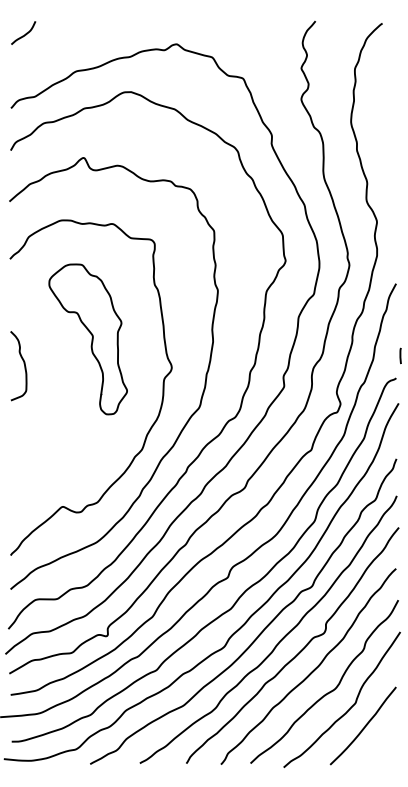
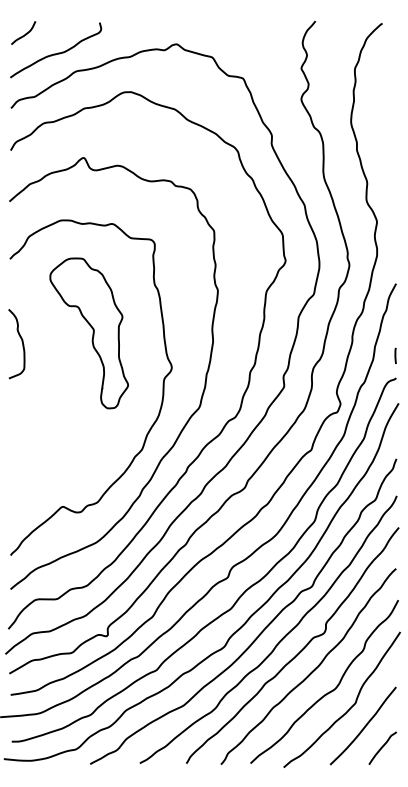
curve: none -> present (58, 52)
part position: (87, 339) -> (88, 333) (88, 333)
line position: (400, 355) -> (395, 355) (395, 355)
curve position: (23, 363) -> (21, 341) (21, 341)
curve: none -> present (382, 747)
